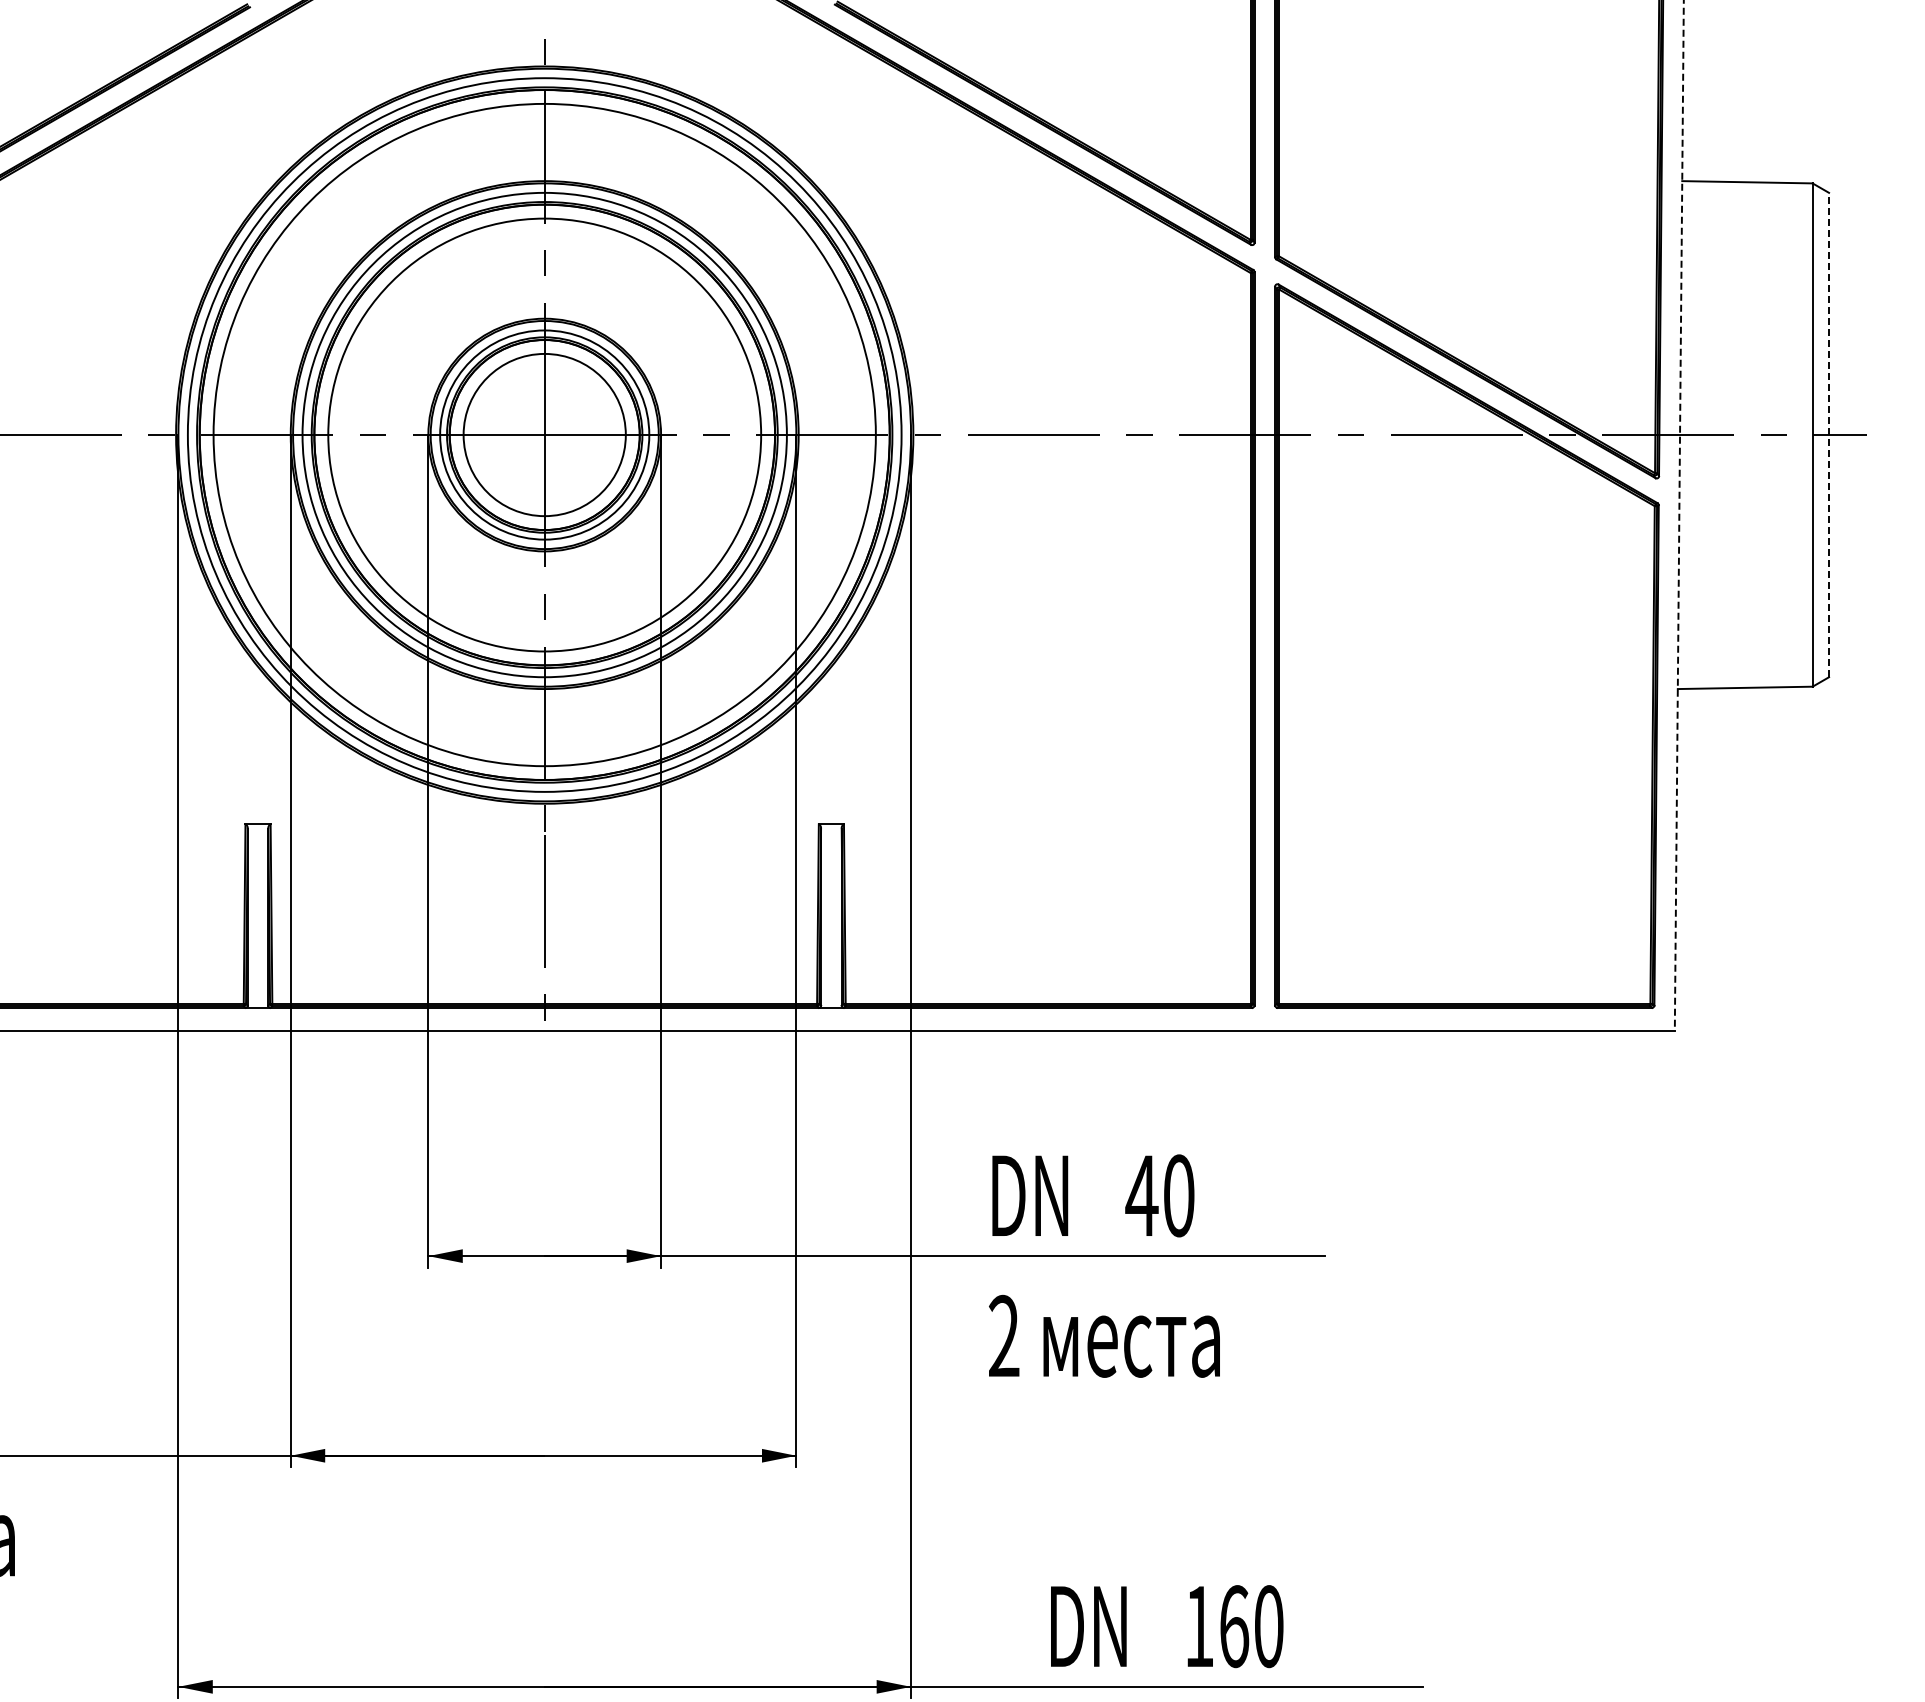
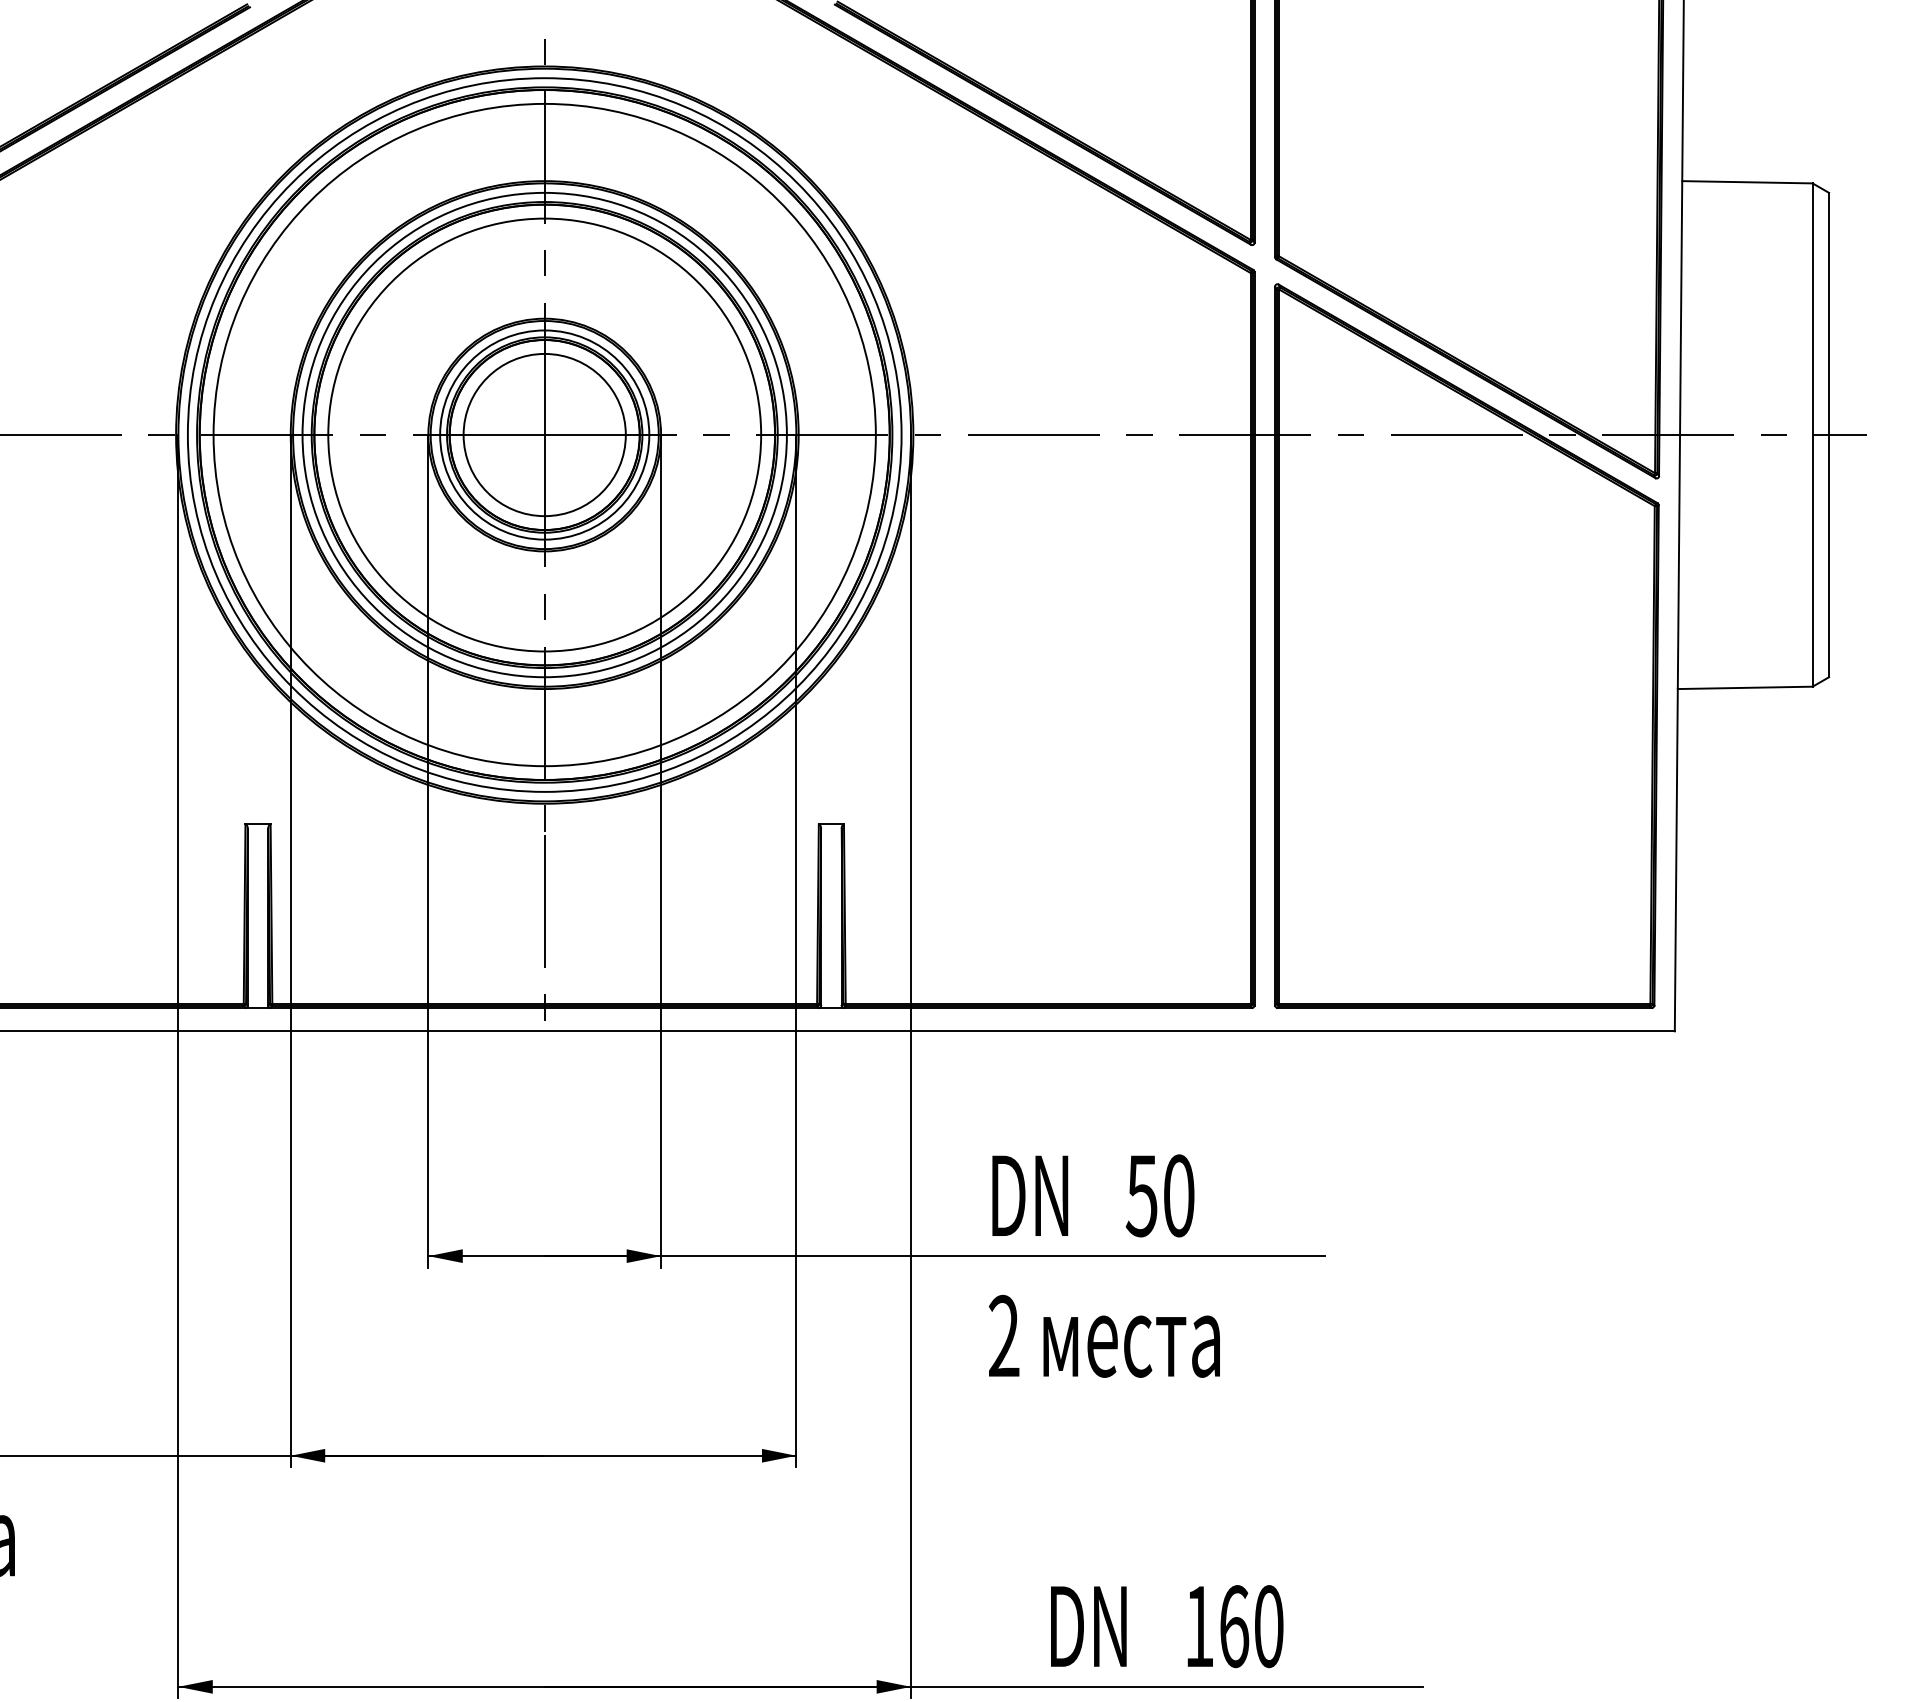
line: dashed -> solid (1829, 434)
line: dashed -> solid (1679, 516)
text: 40 -> 50 (1141, 1196)
